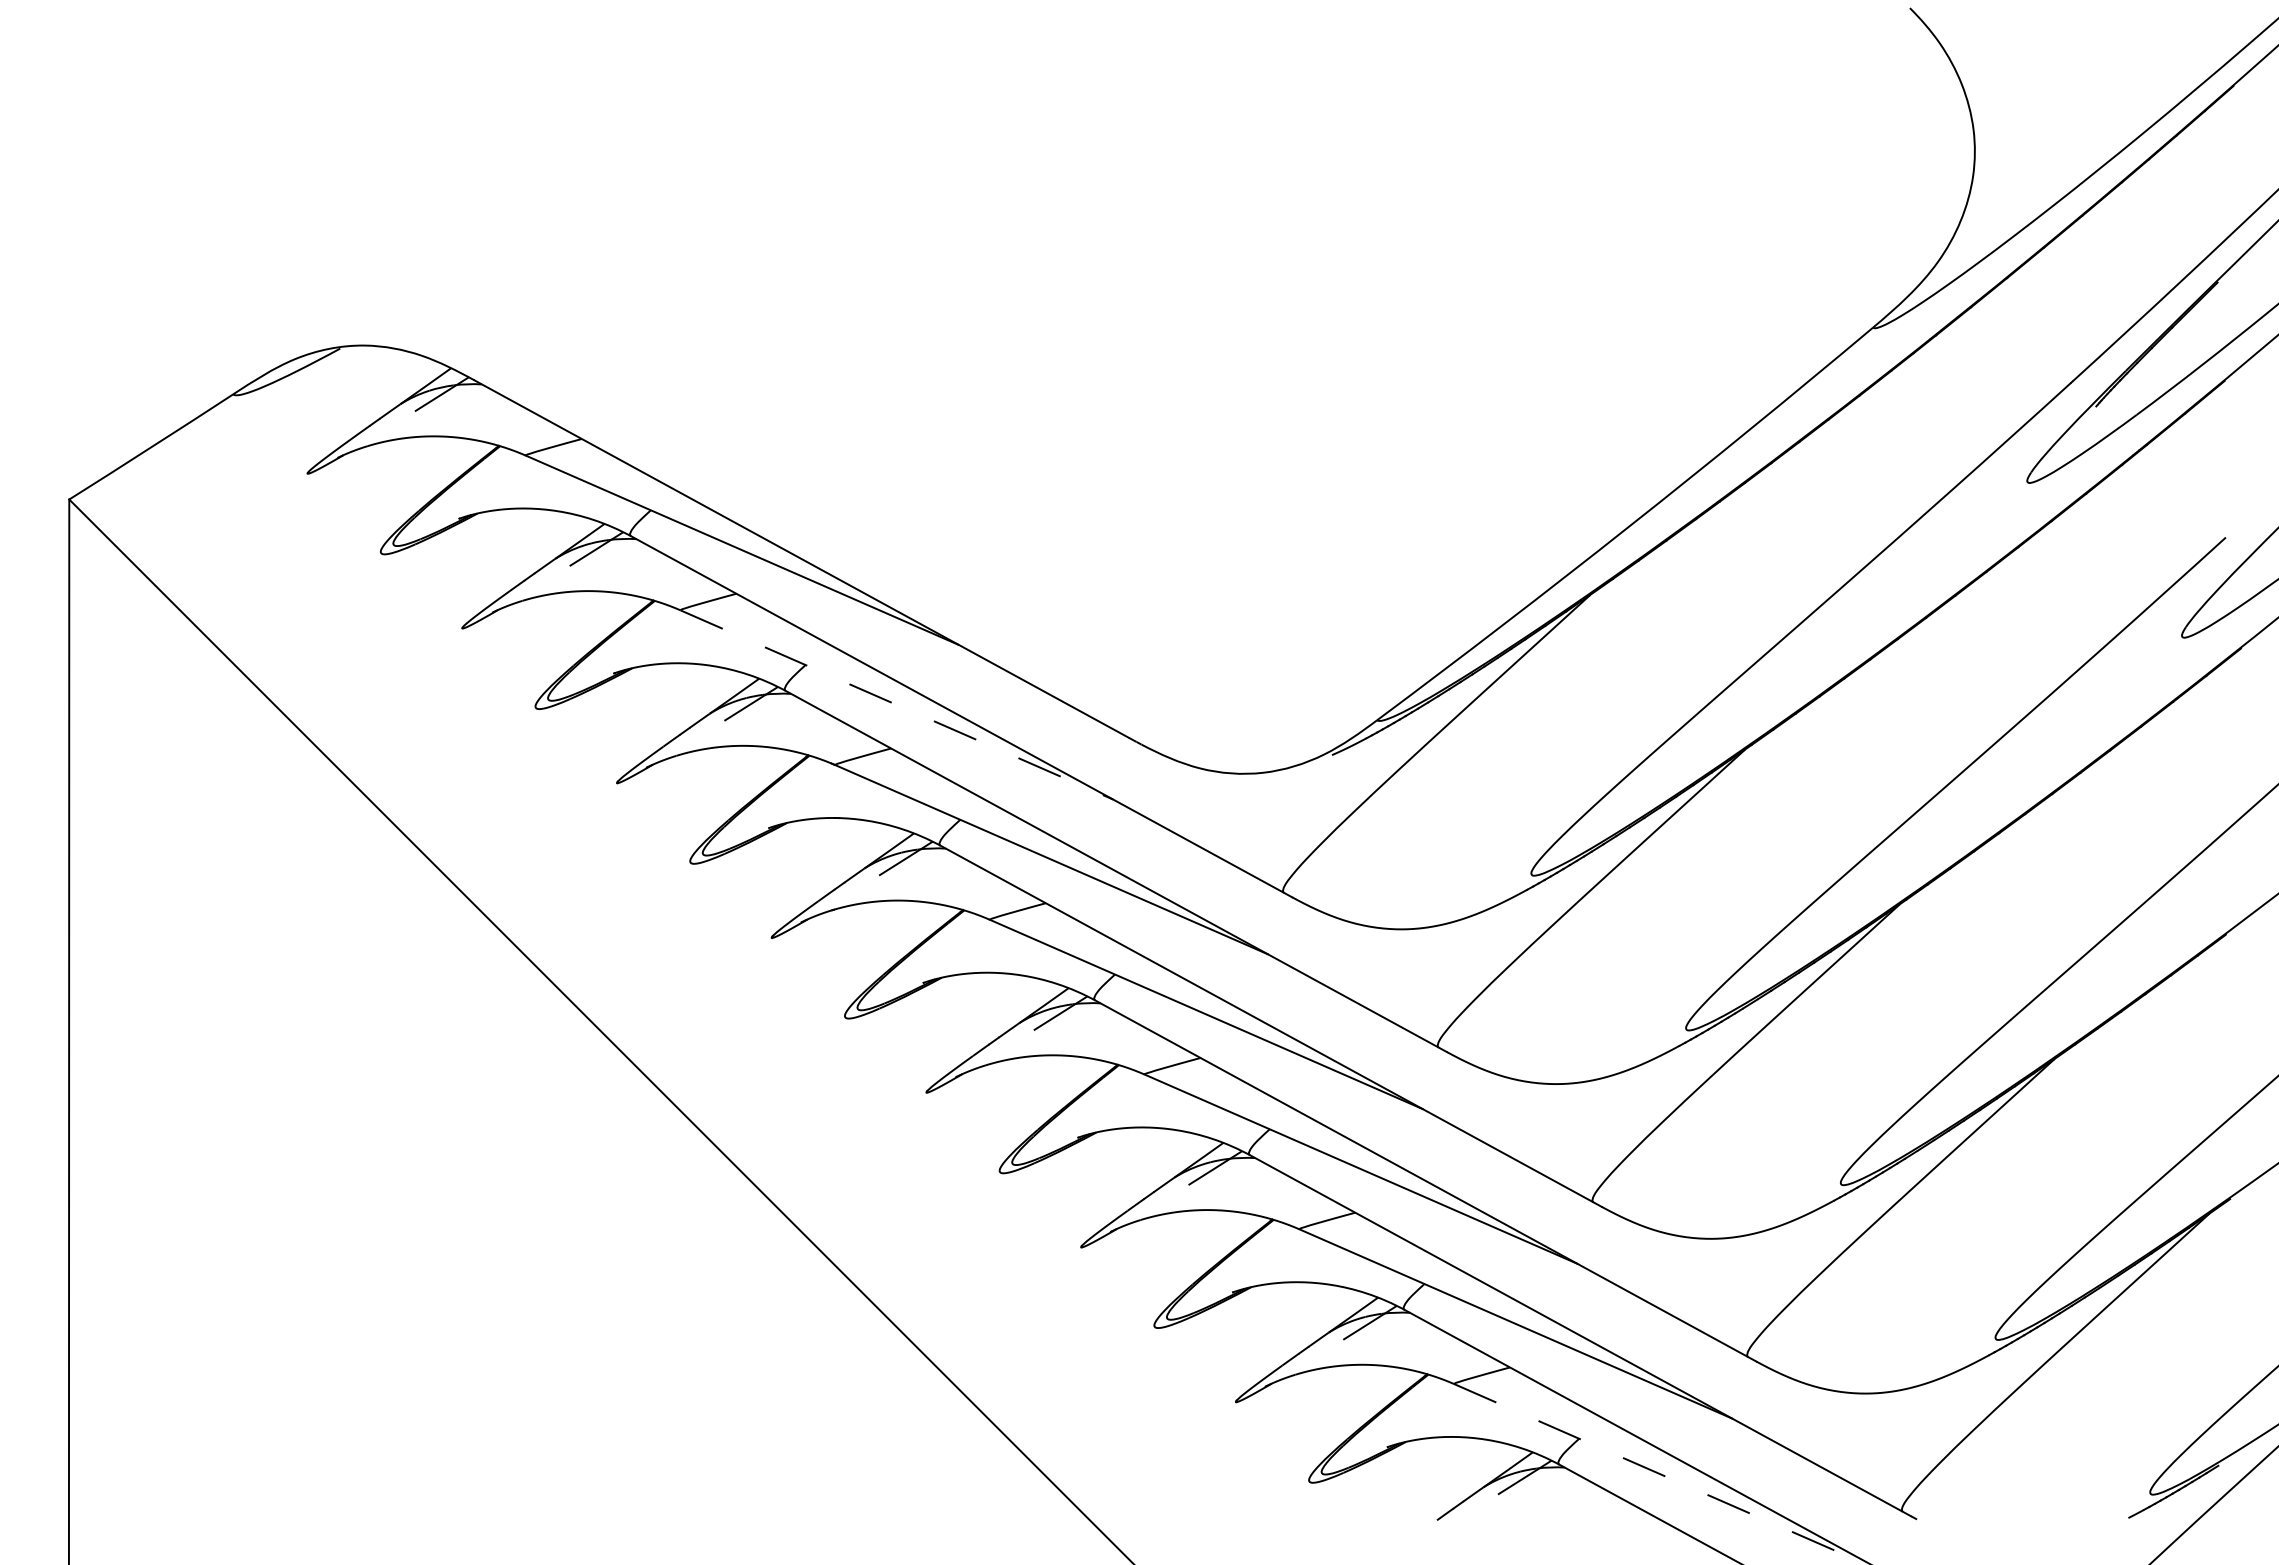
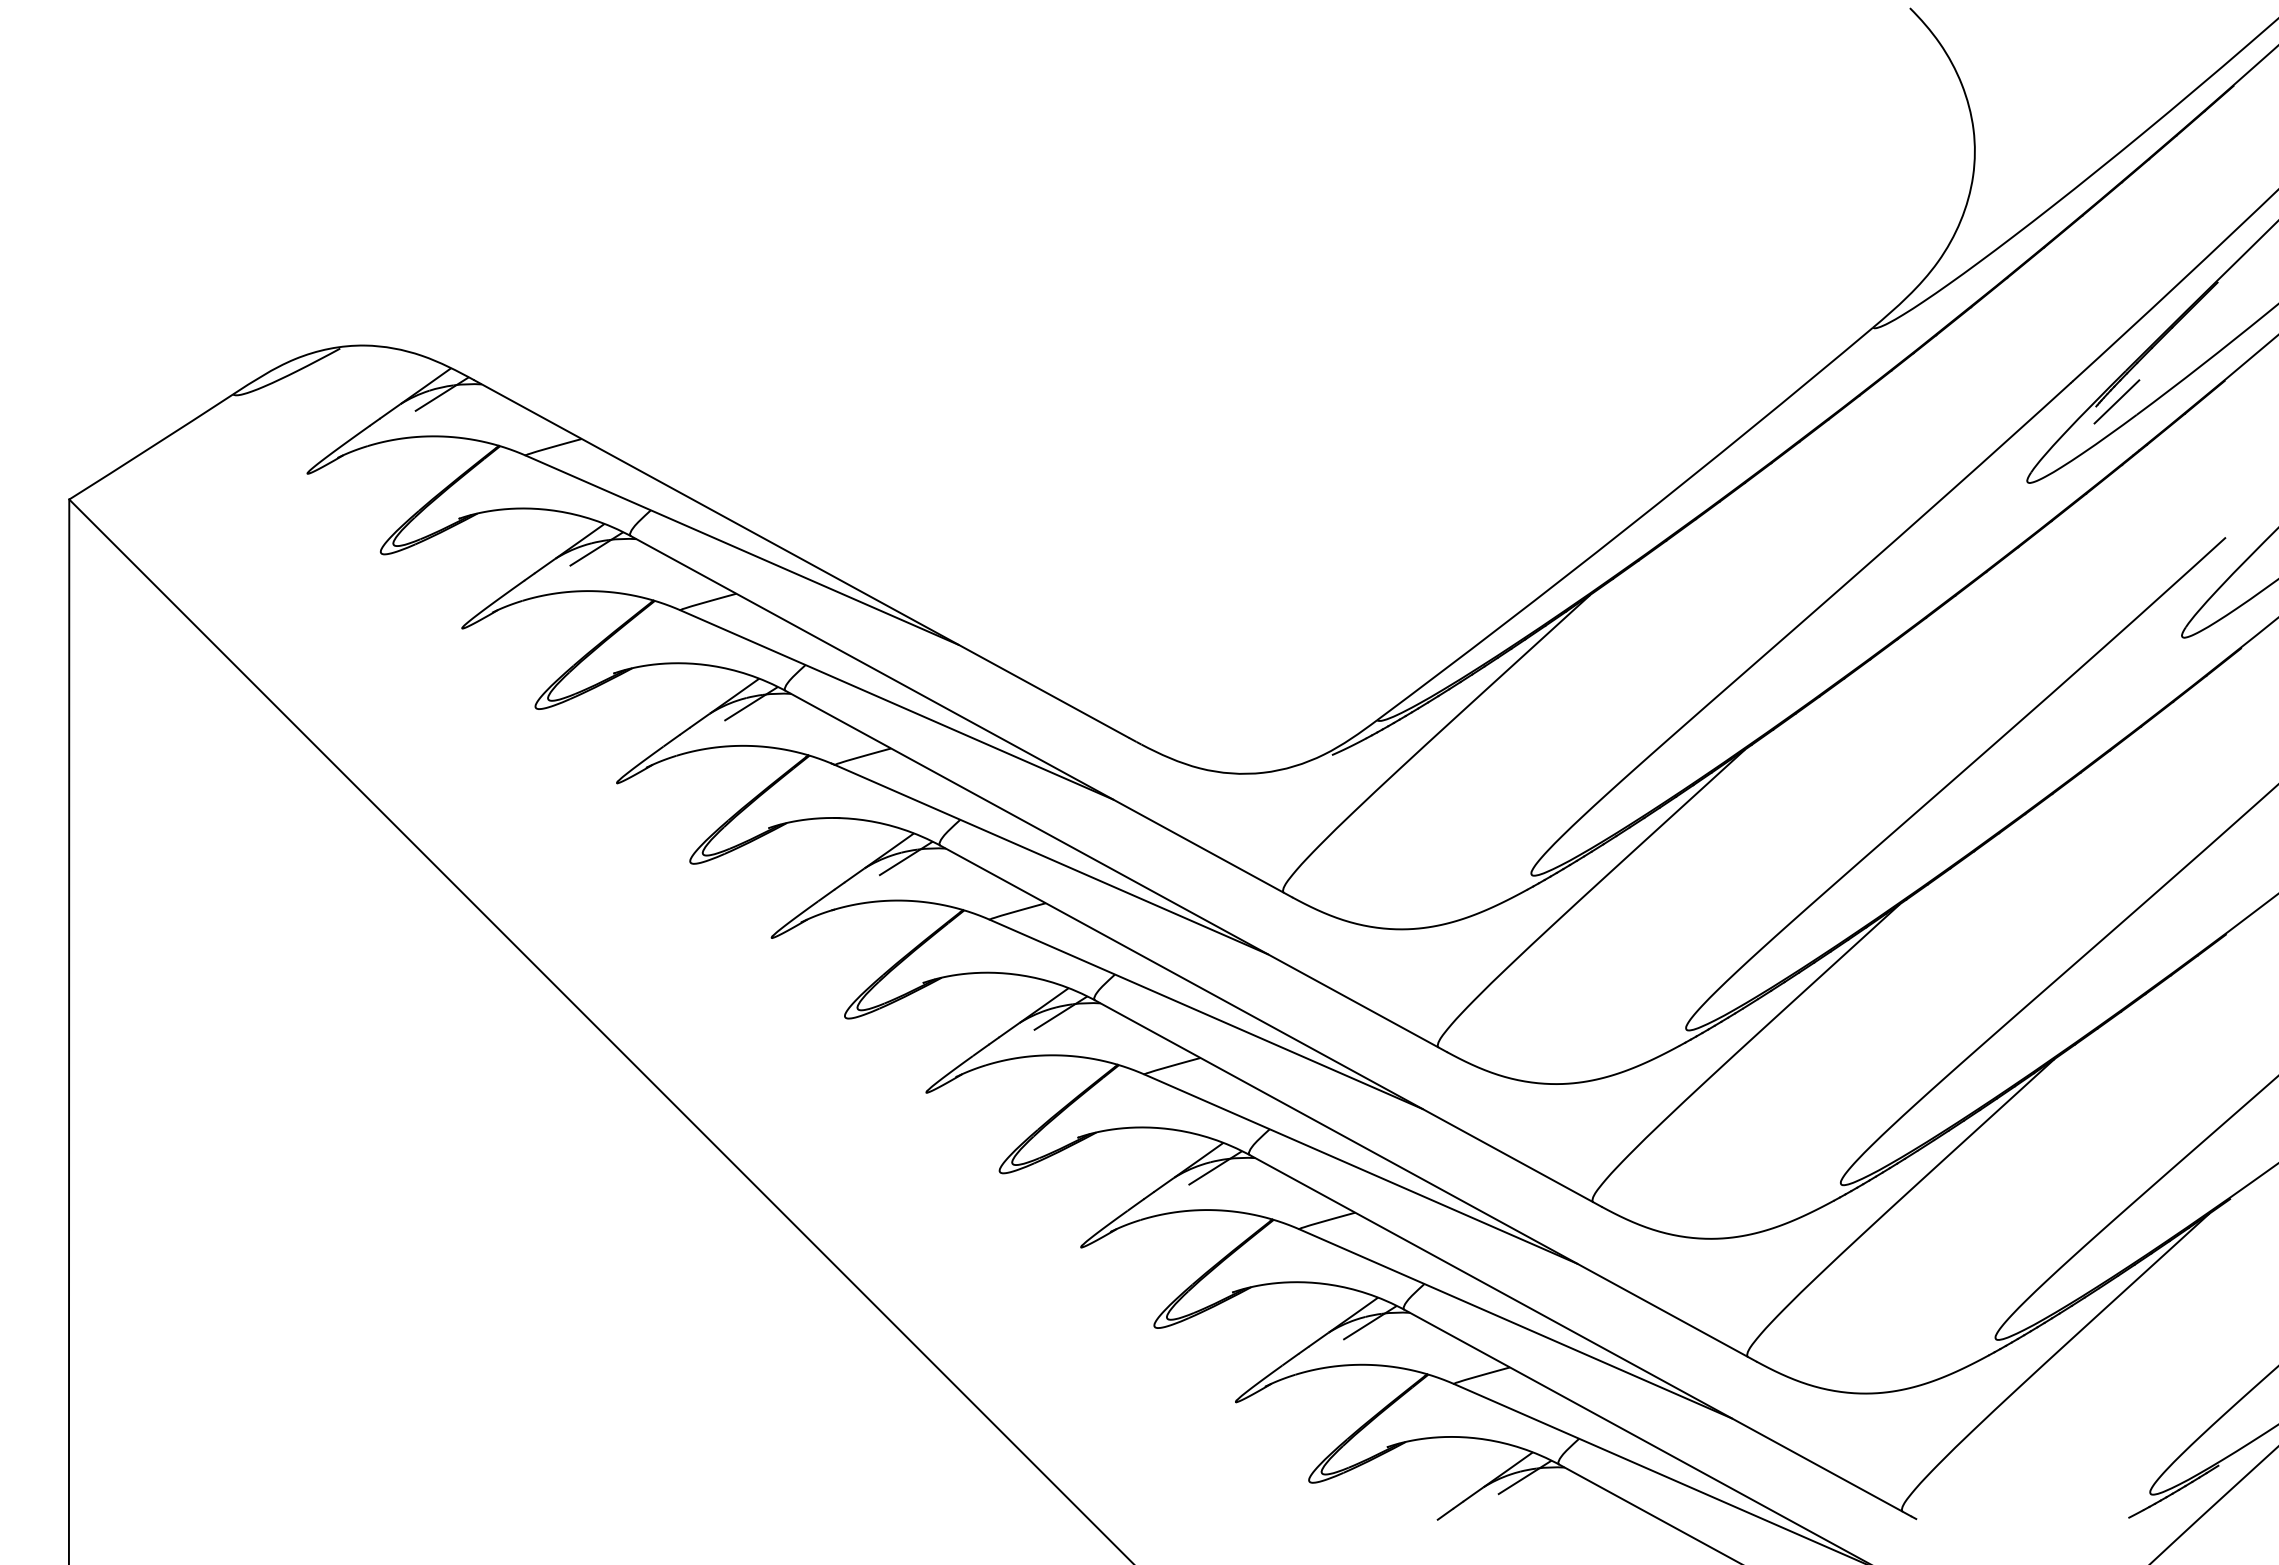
line: none -> present (2116, 401)
line: dashed -> solid (897, 705)
line: dashed -> solid (1660, 1474)
